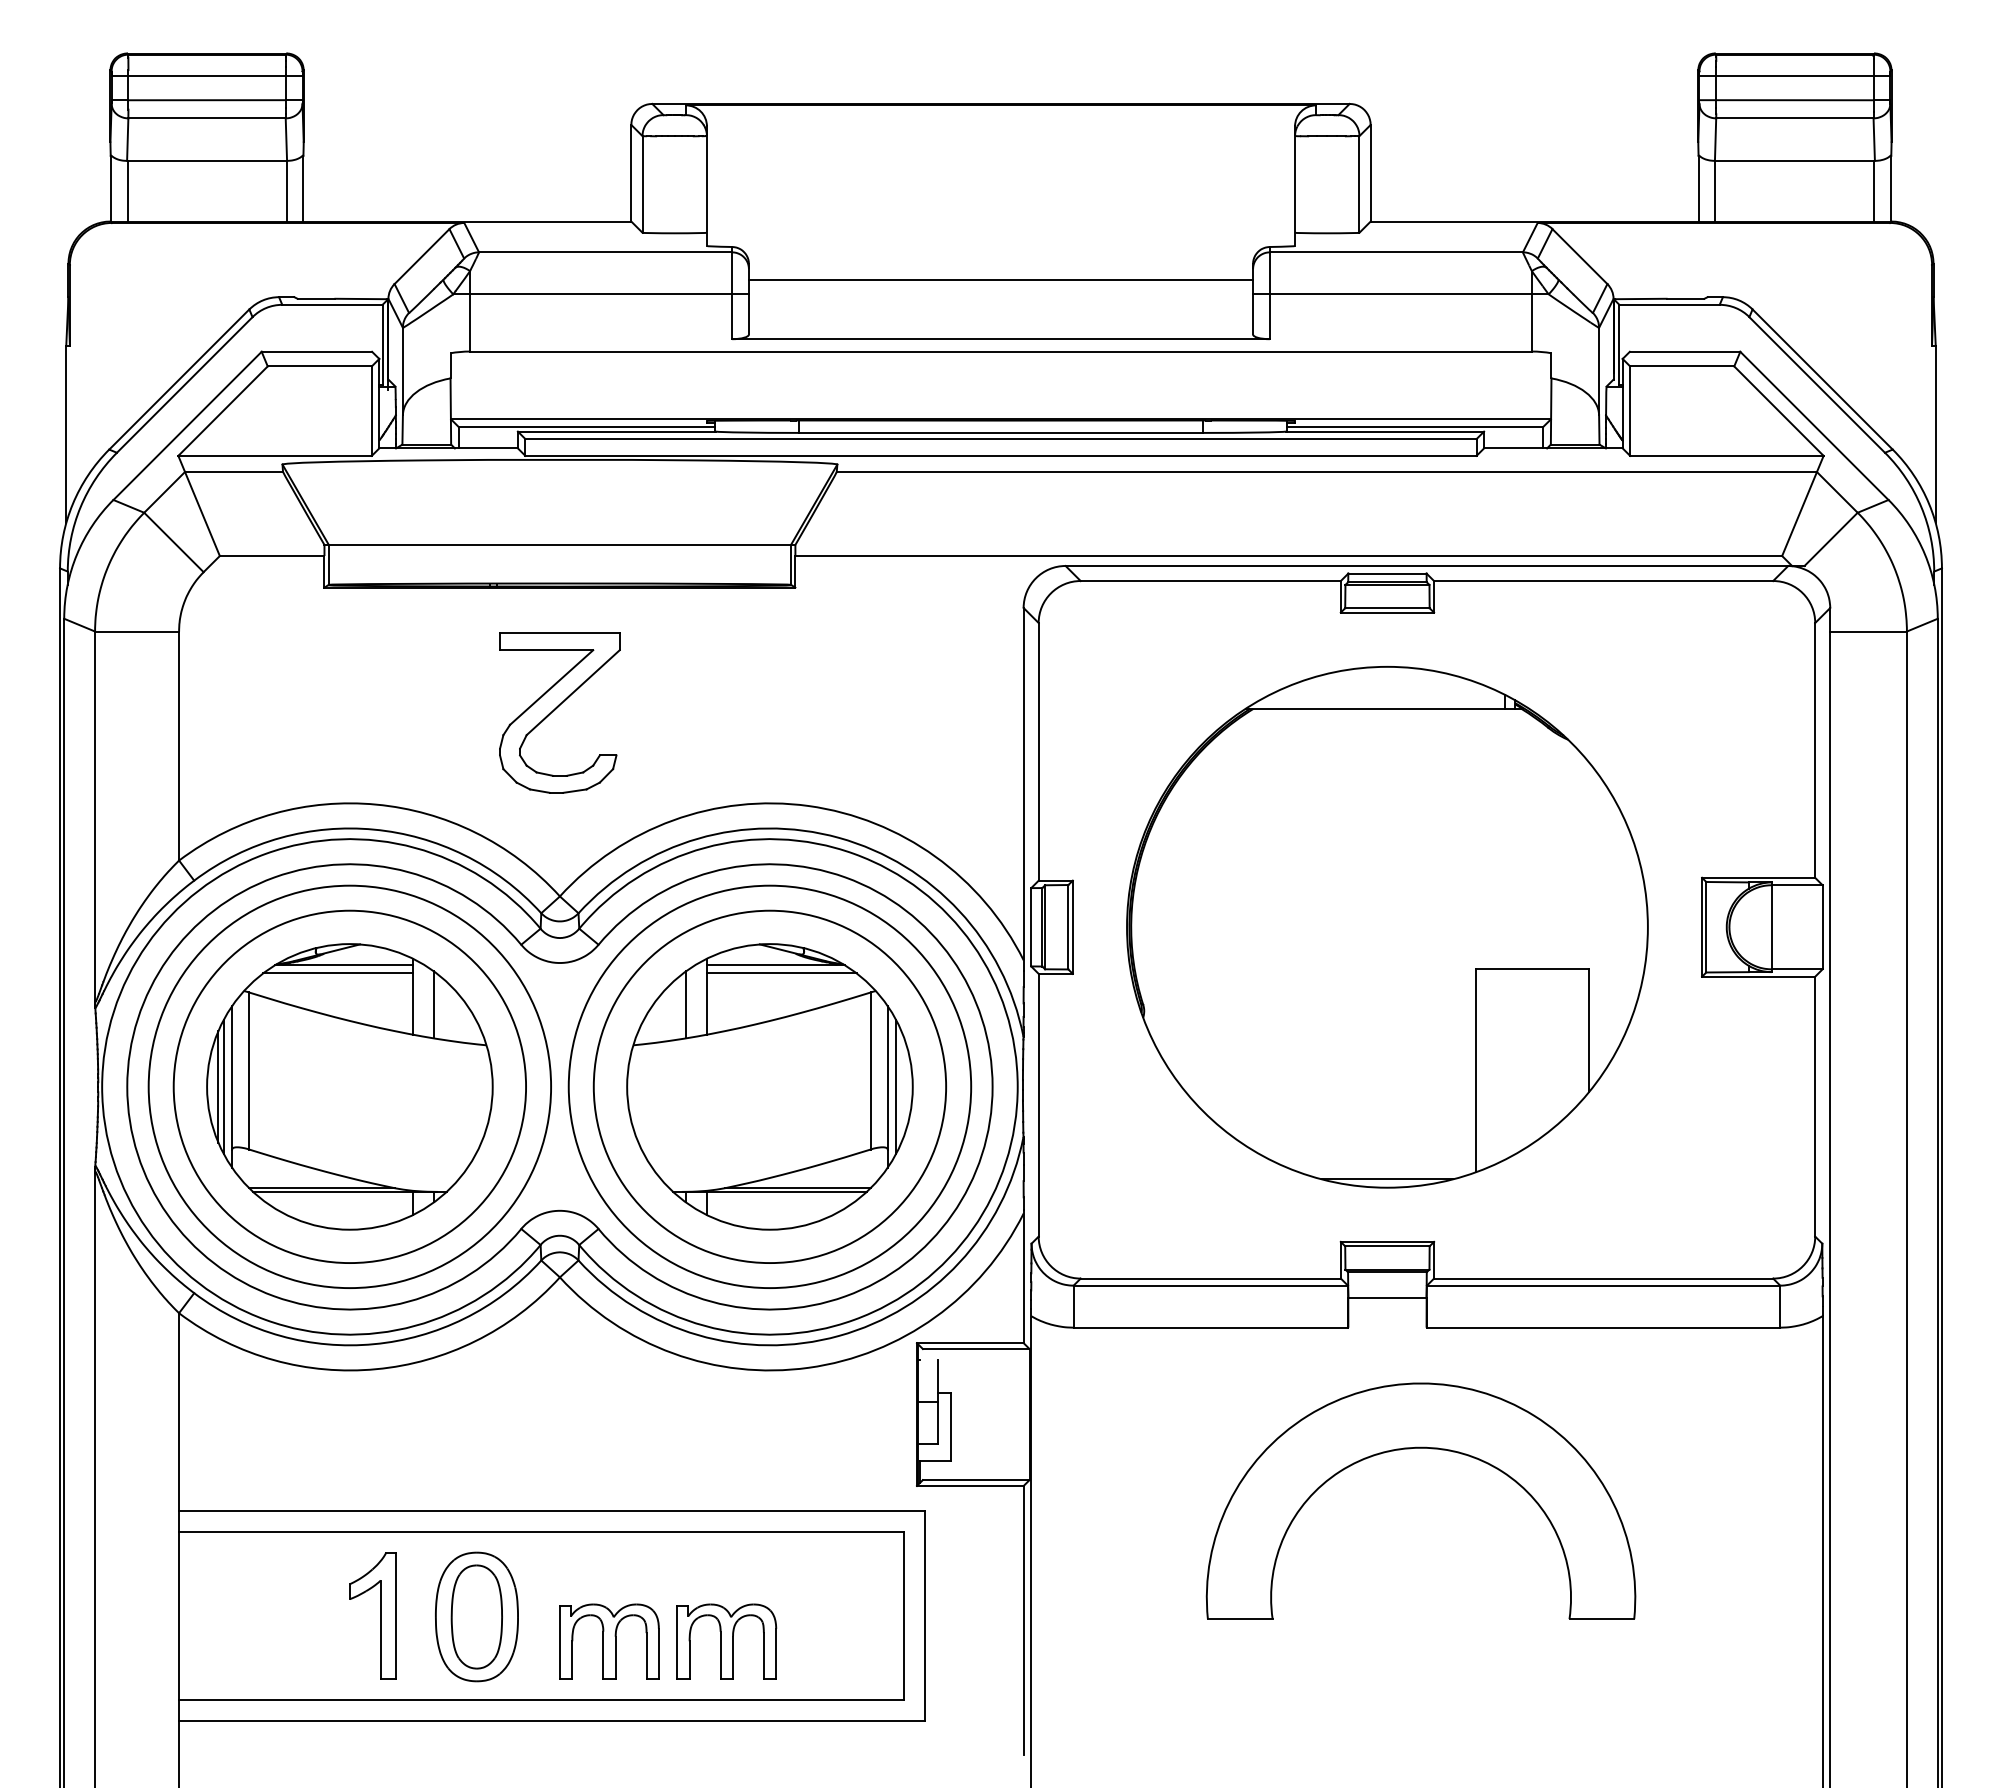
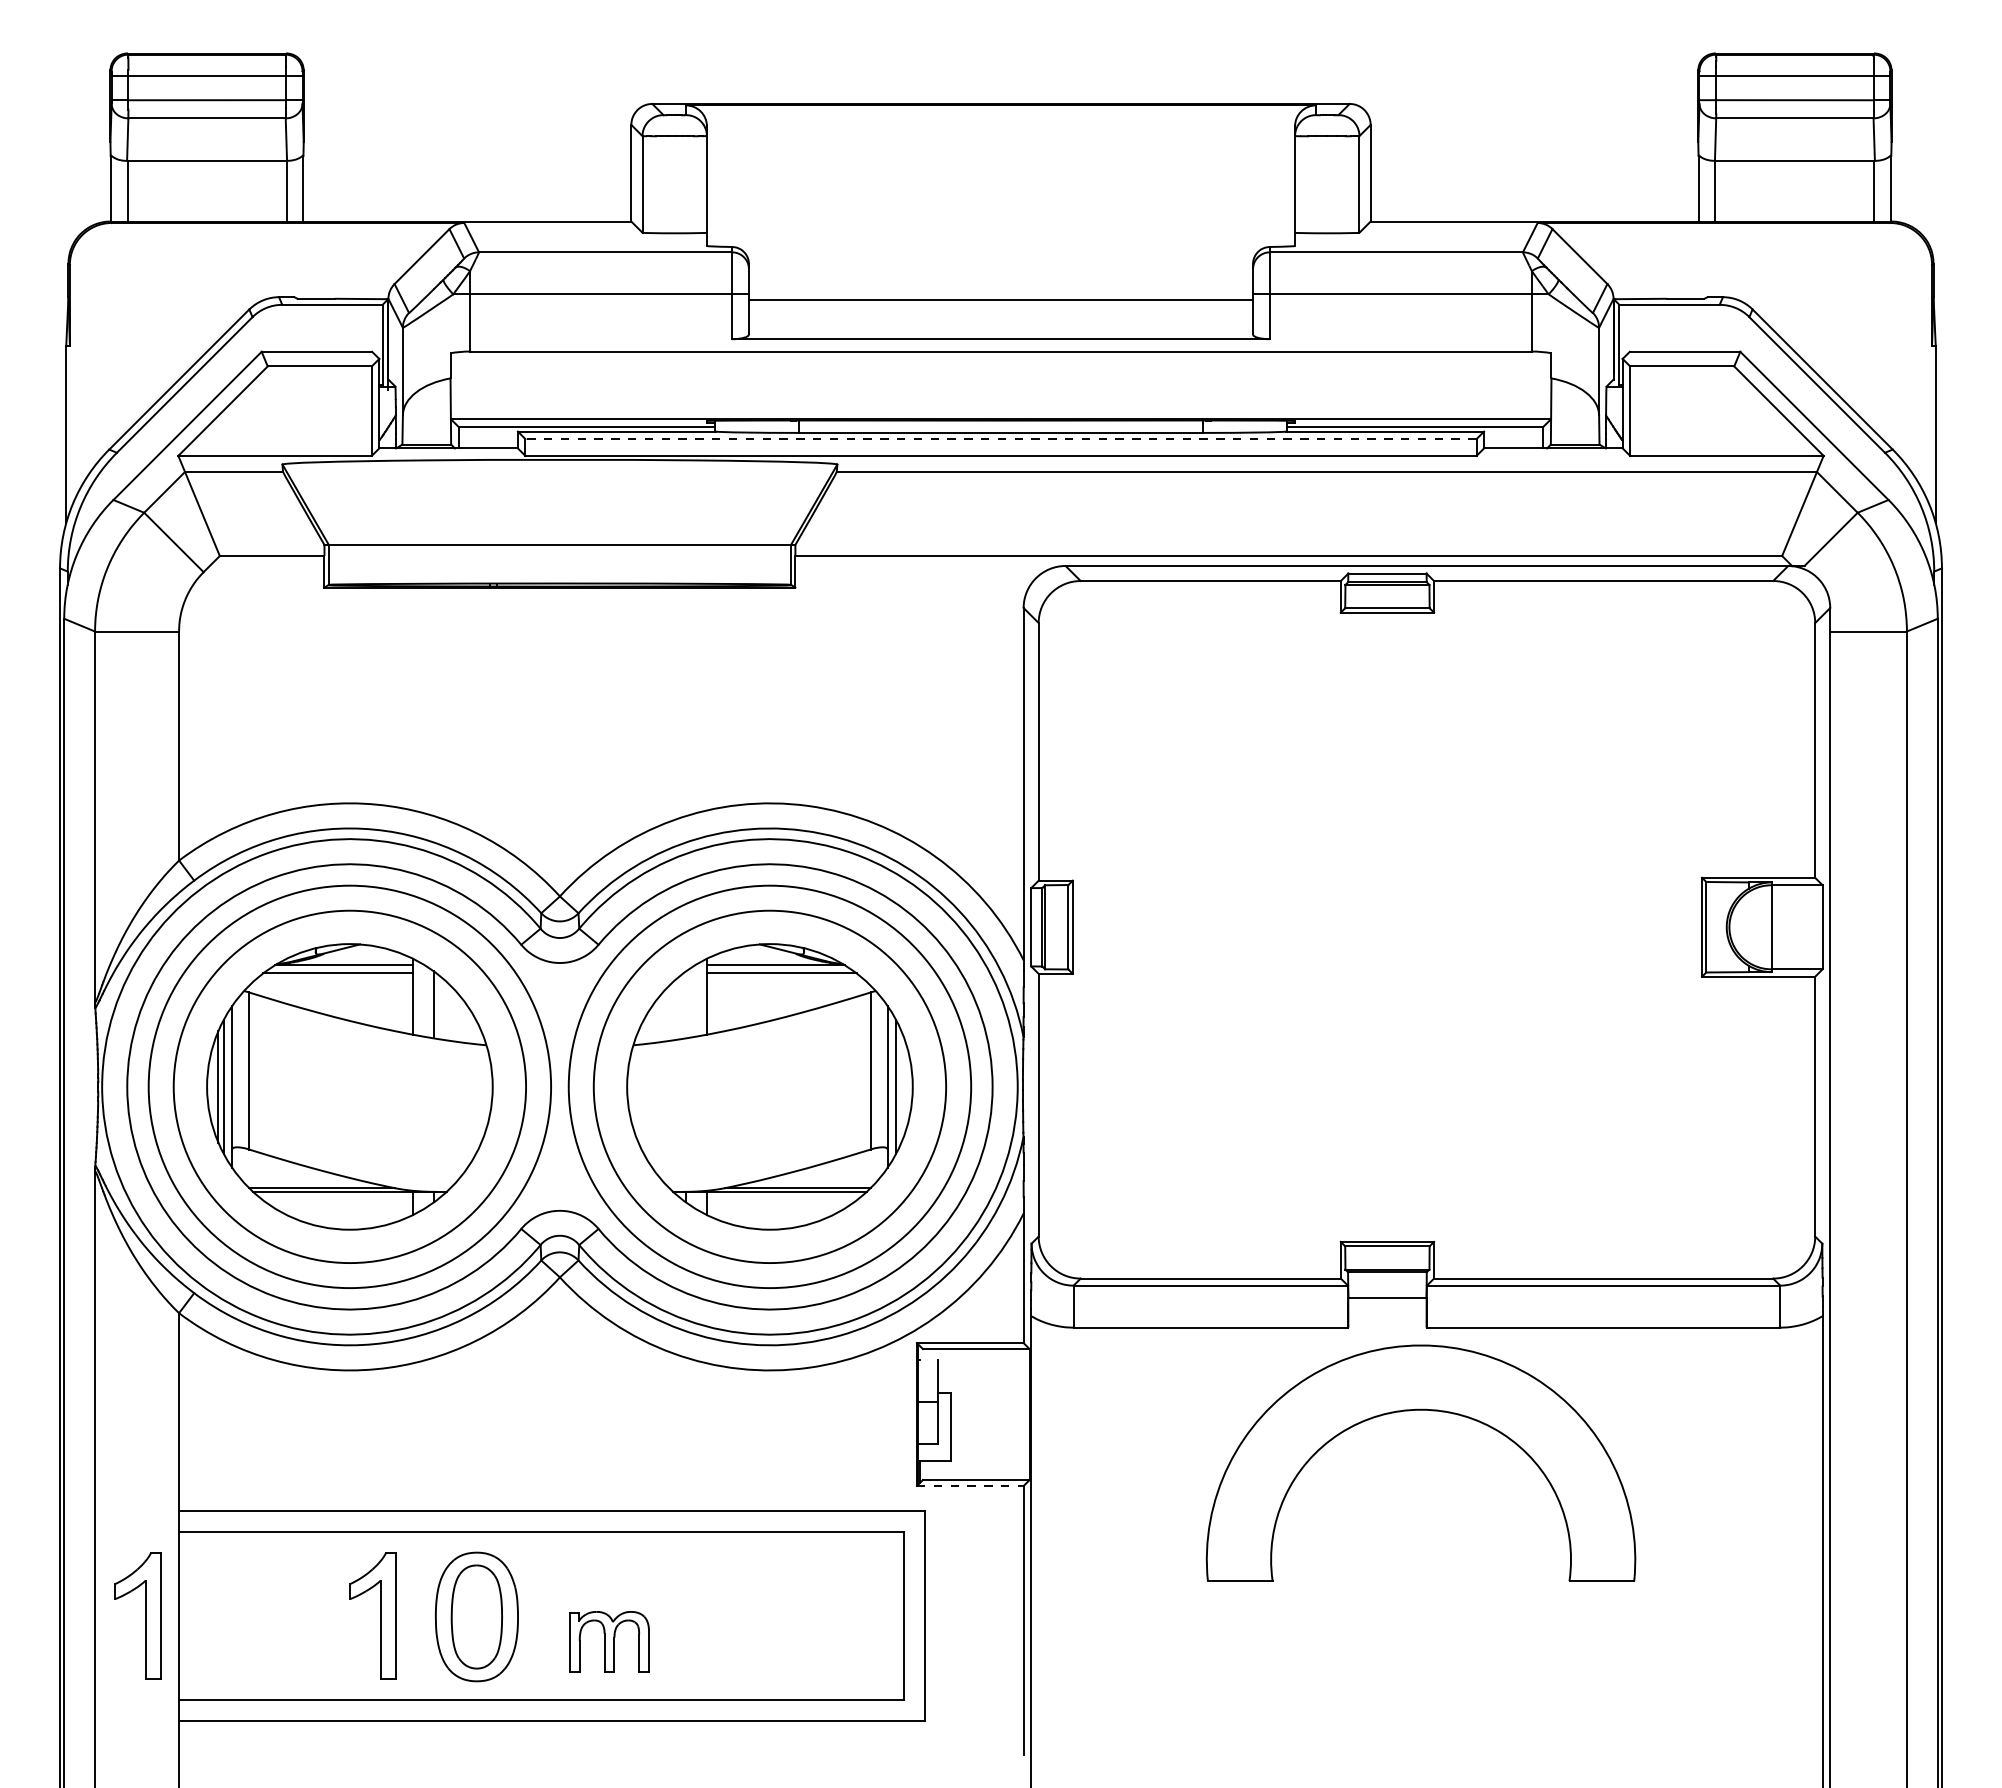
line position: (1000, 280) -> (1000, 300) (1000, 300)
line: solid -> dashed (1001, 439)
part: present -> none (559, 712)
part: present -> none (1387, 927)
line: present -> none (685, 1004)
part position: (1410, 1449) -> (1410, 1411) (1410, 1411)
line: solid -> dashed (970, 1485)
part: none -> present (145, 1615)
part size: 101x77 px -> 81x62 px (609, 1641)
part: present -> none (726, 1641)
